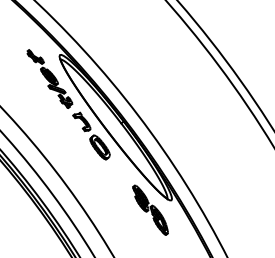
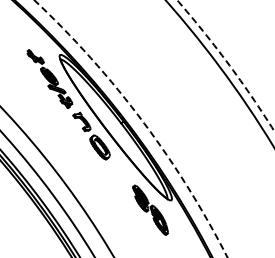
circle: solid -> dashed (225, 65)
arc: solid -> dashed (141, 119)
